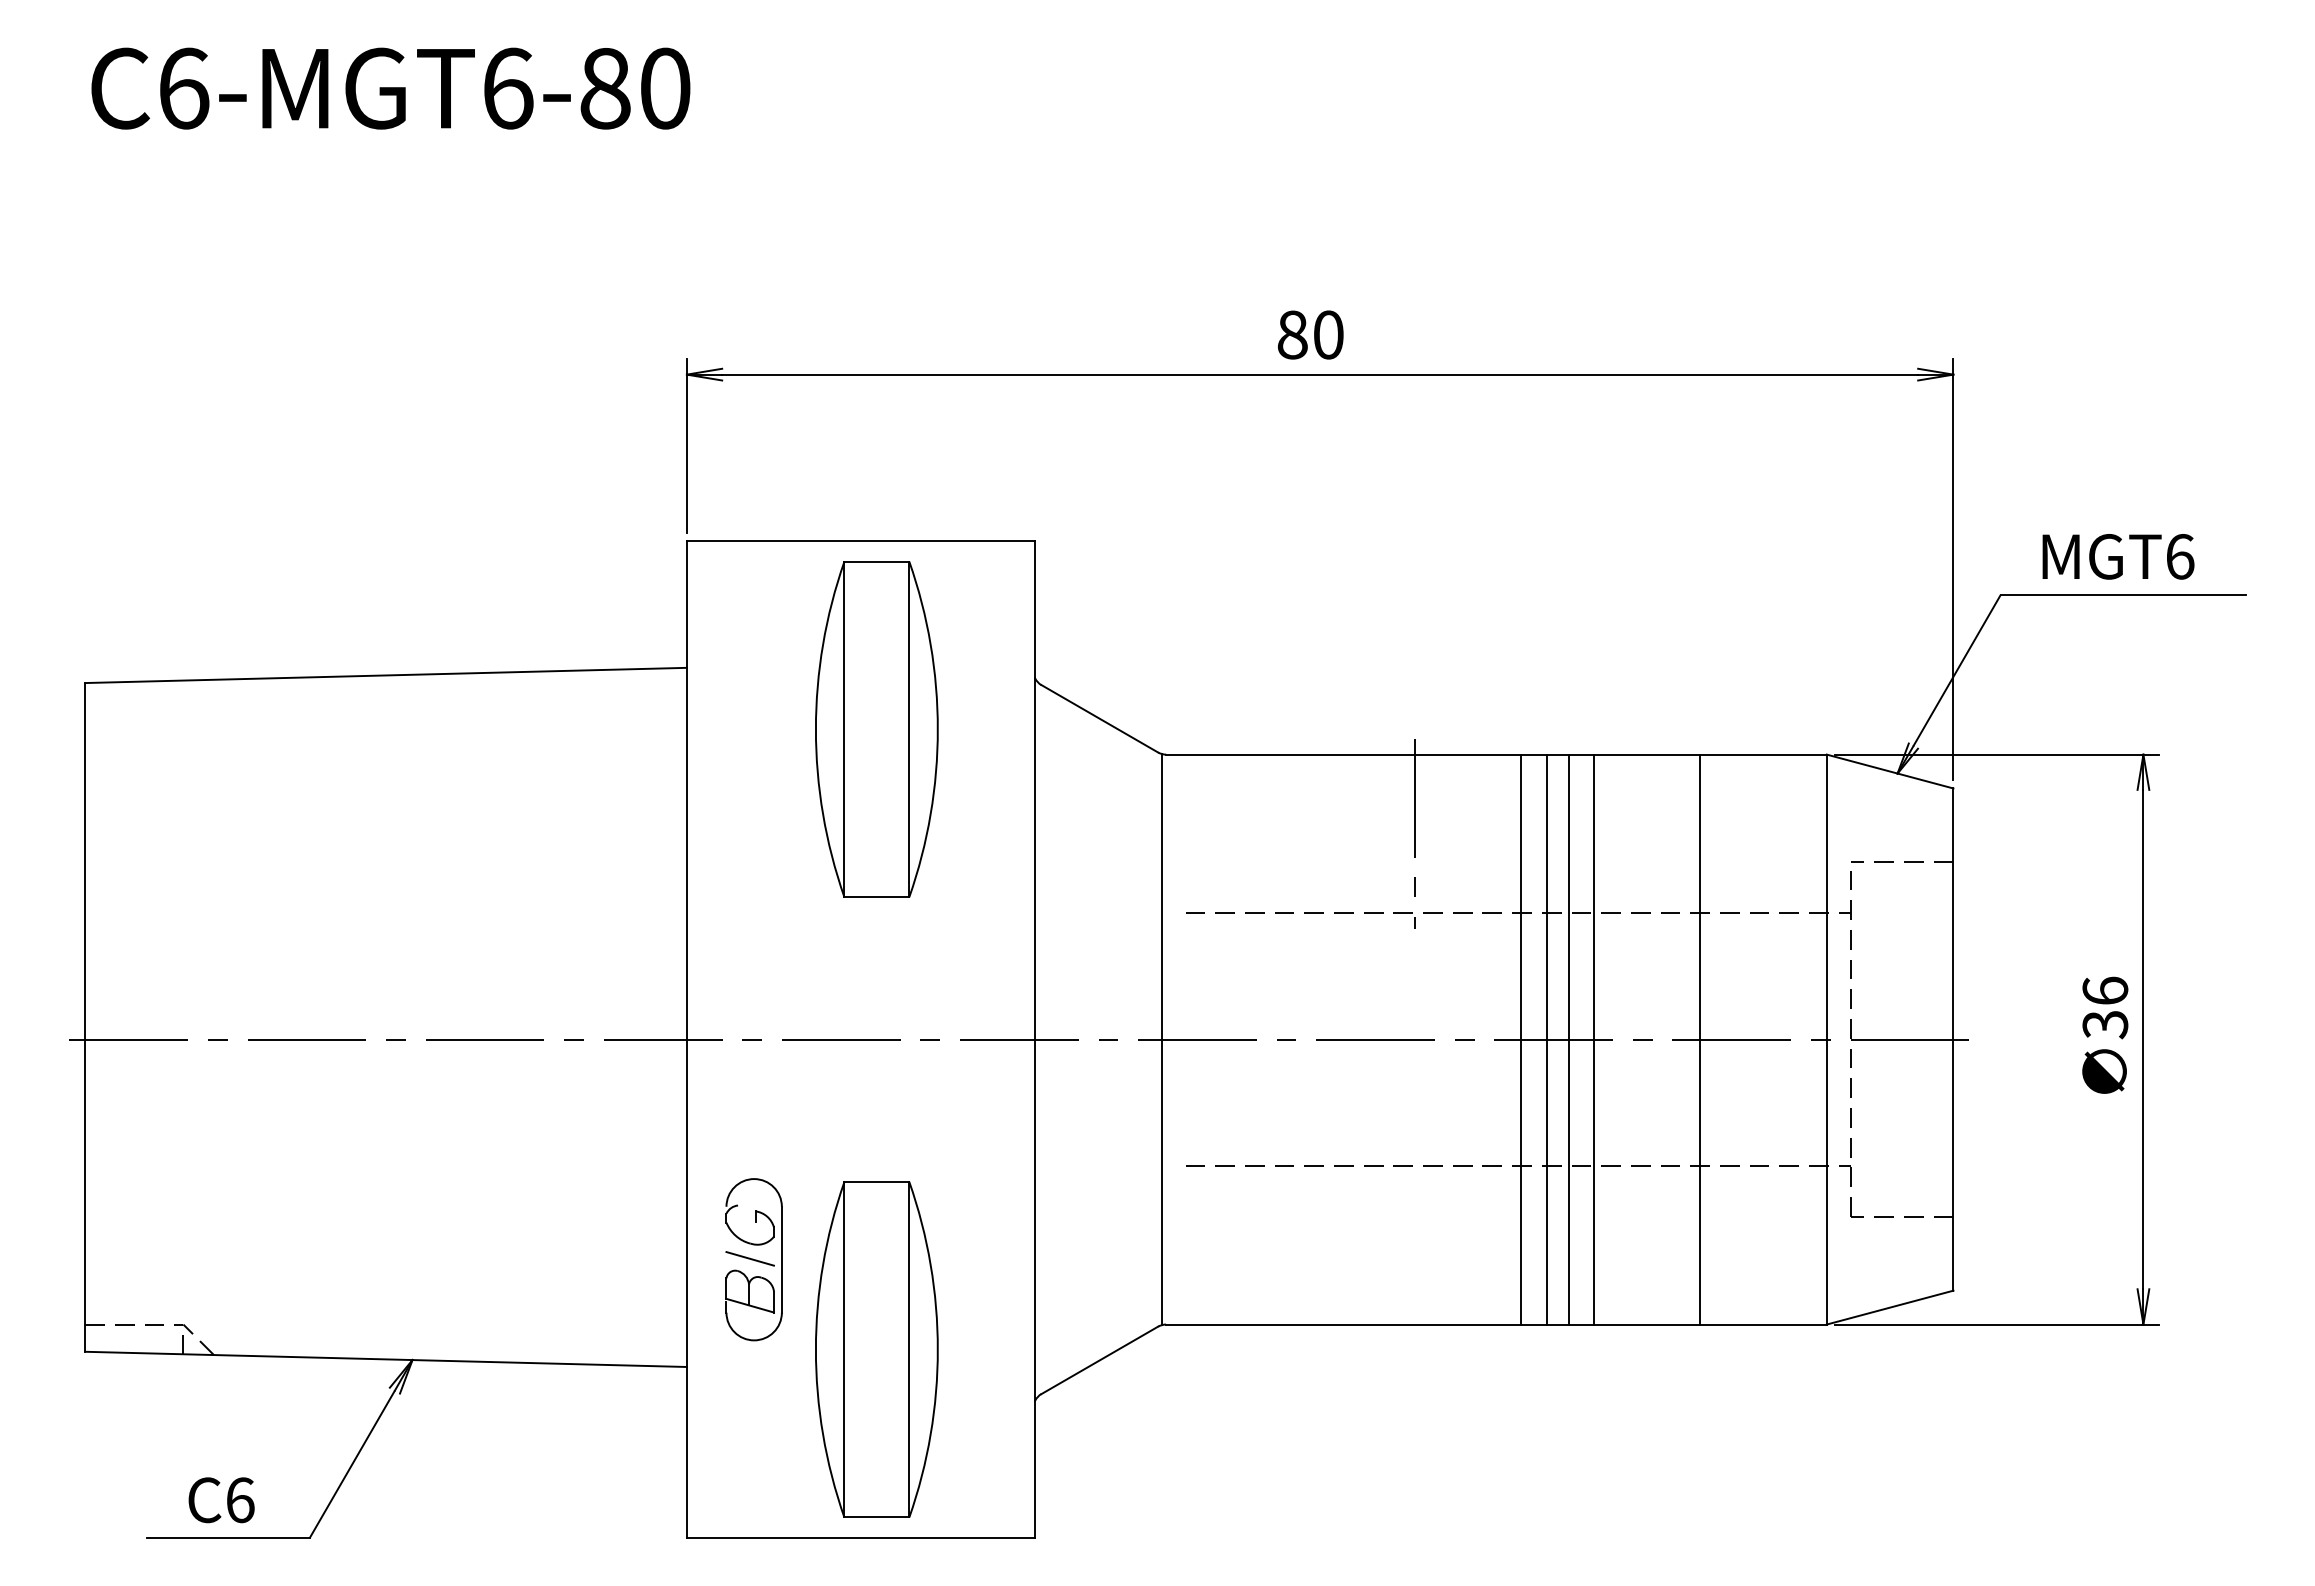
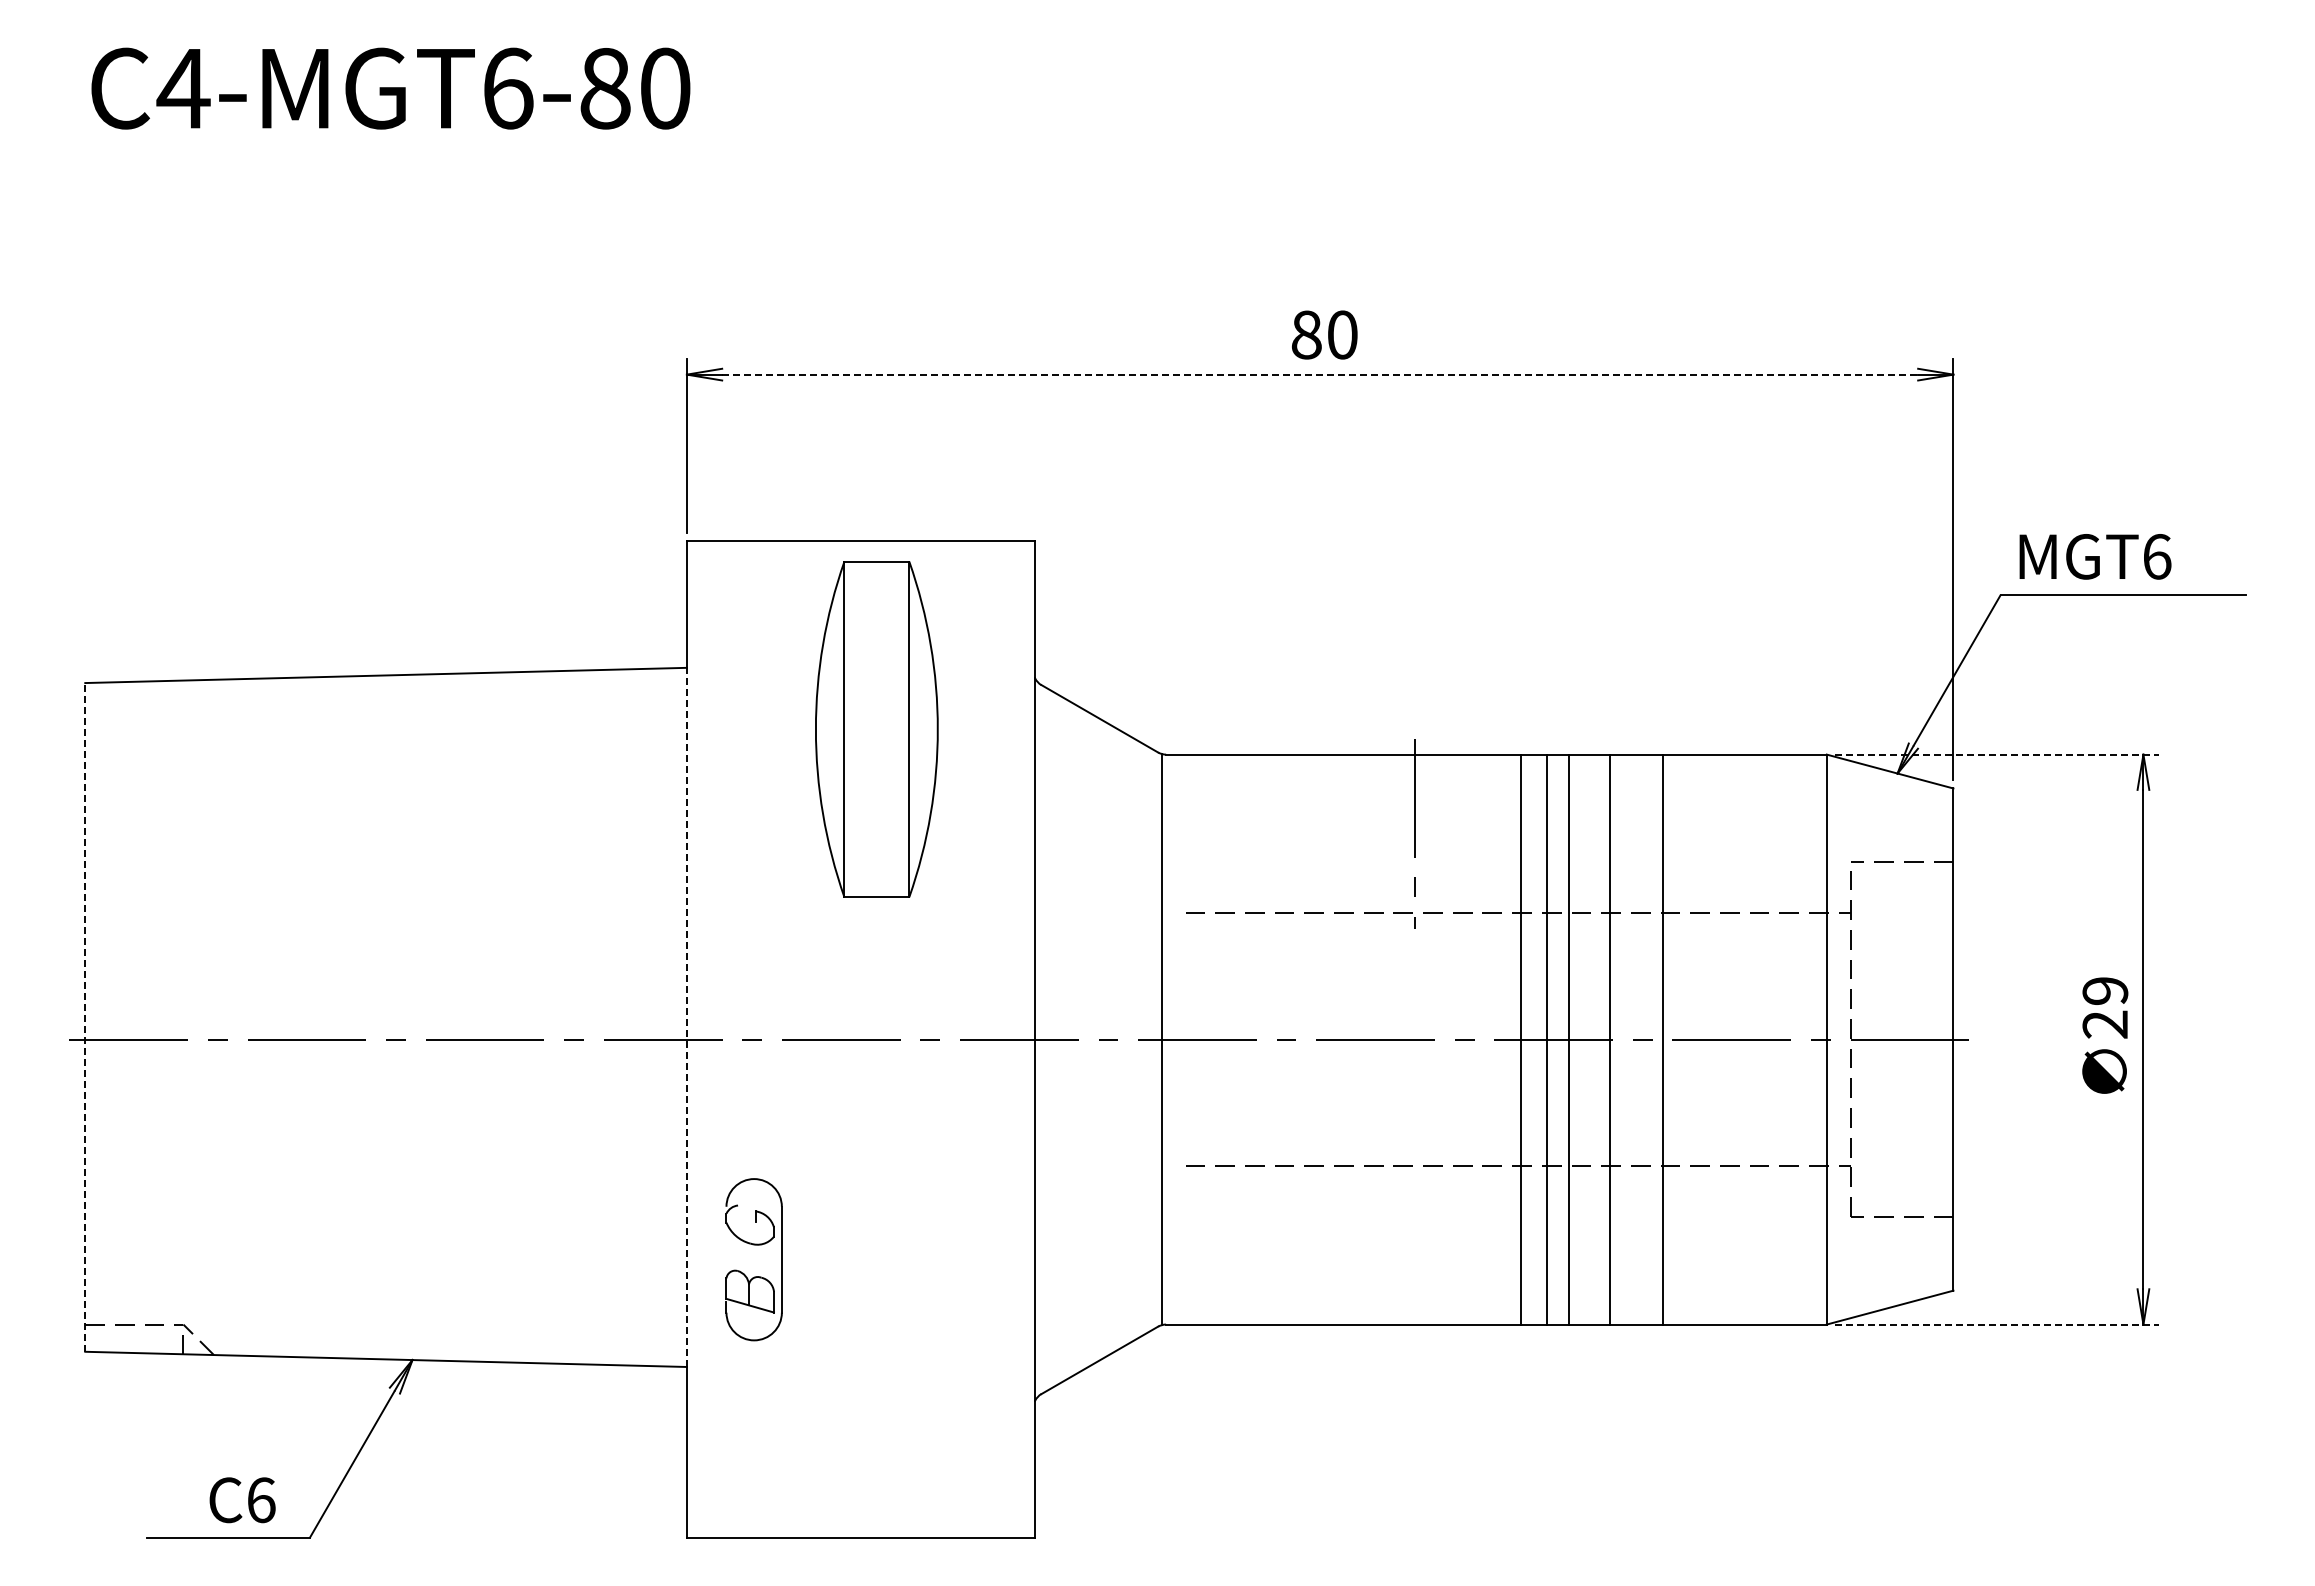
text: C6-MGT6-80 -> C4-MGT6-80 (183, 88)
text position: (1310, 334) -> (1324, 334) (1324, 334)
line: solid -> dashed (1320, 374)
text position: (2118, 556) -> (2095, 556) (2095, 556)
line: solid -> dashed (1997, 754)
text: 36 -> 29 (2105, 1007)
line: solid -> dashed (85, 1016)
line: solid -> dashed (686, 1017)
line position: (1594, 1039) -> (1610, 1039) (1610, 1039)
line position: (1700, 1039) -> (1663, 1039) (1663, 1039)
line: present -> none (749, 1258)
line: solid -> dashed (1997, 1324)
part: present -> none (876, 1349)
text position: (221, 1500) -> (242, 1500) (242, 1500)
